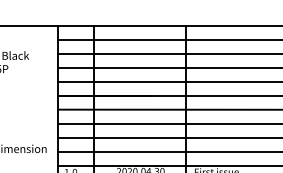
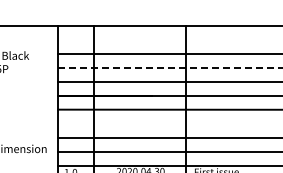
line: present -> none (168, 40)
line: solid -> dashed (170, 68)
line: present -> none (168, 123)
